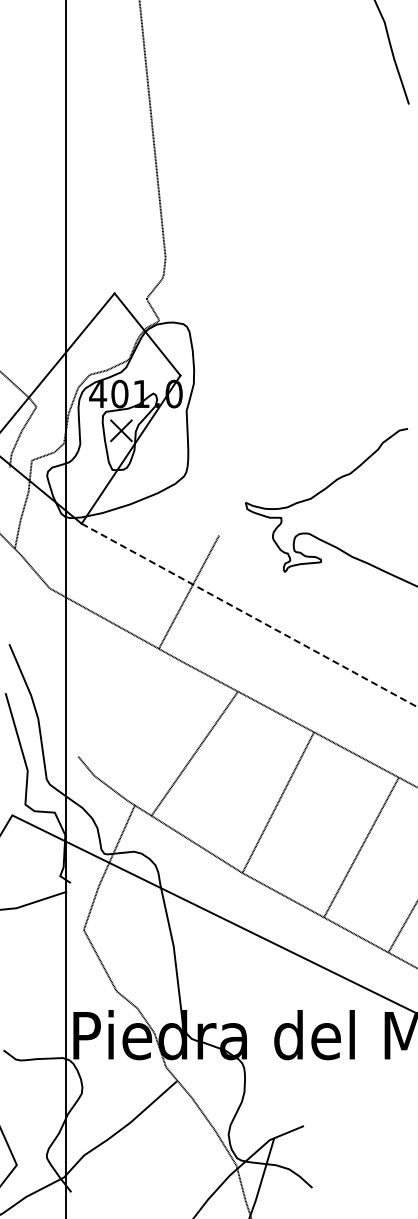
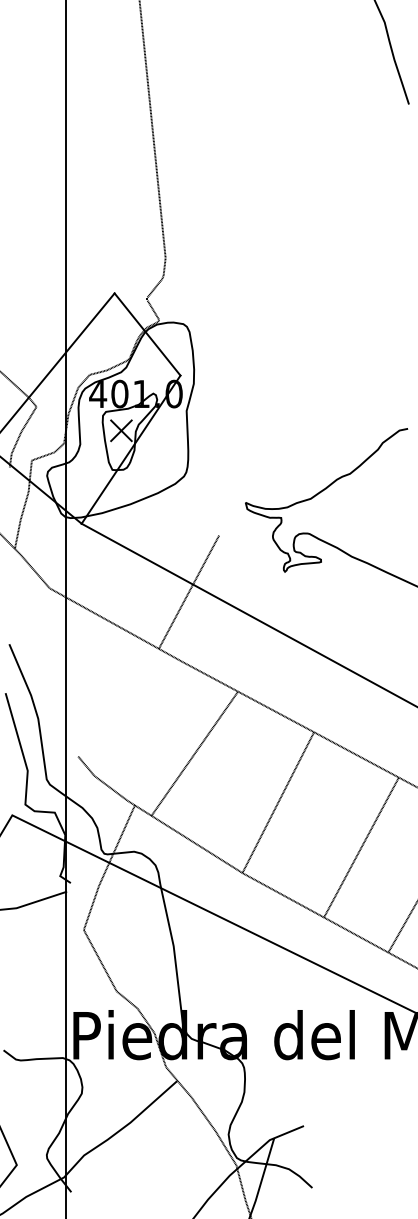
line: dashed -> solid (250, 615)
